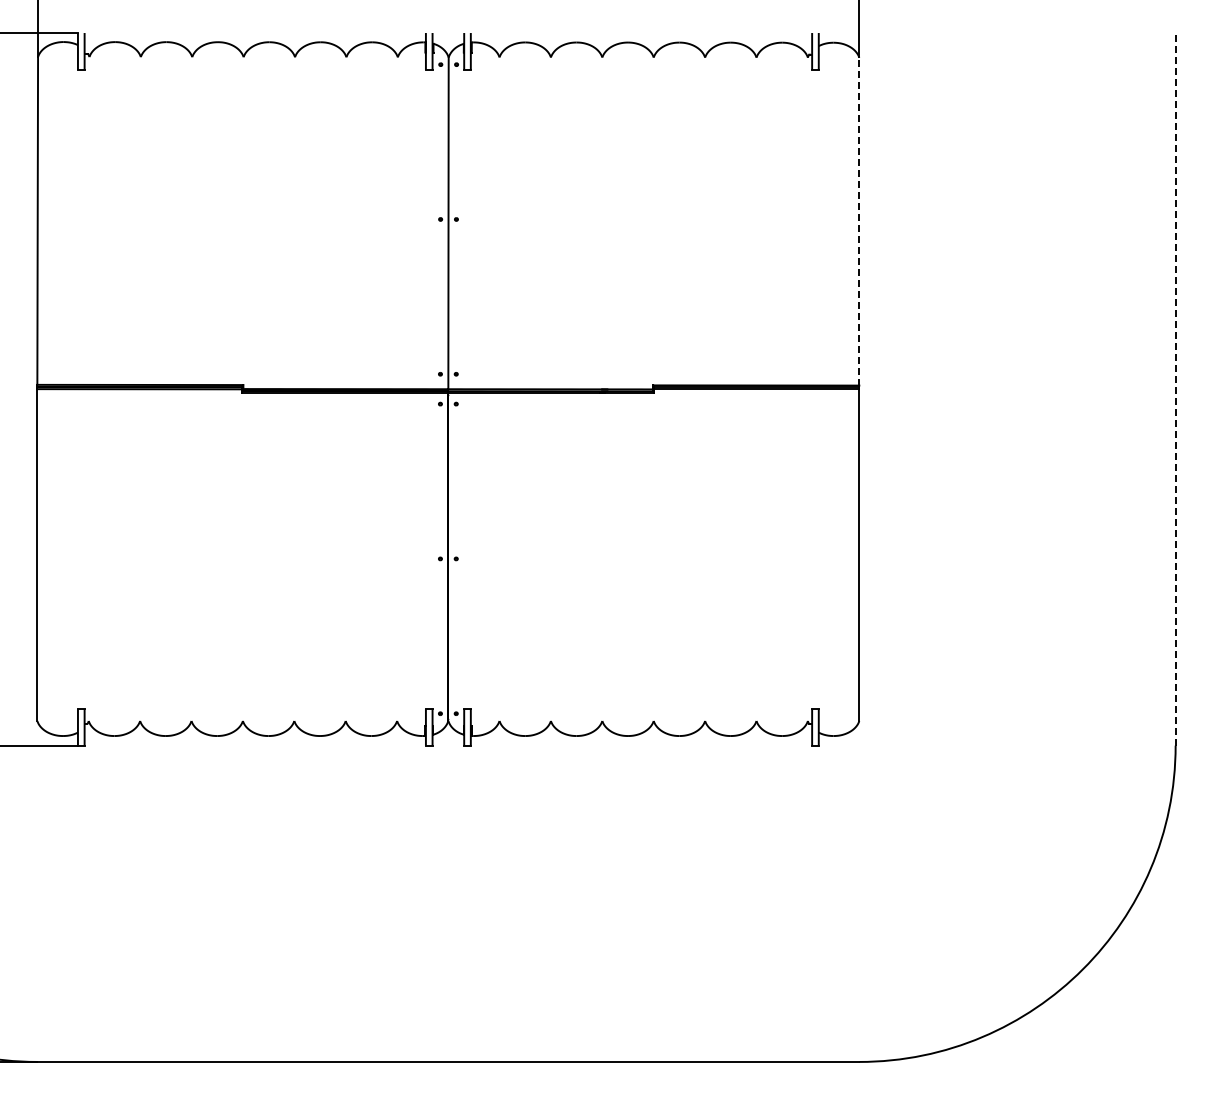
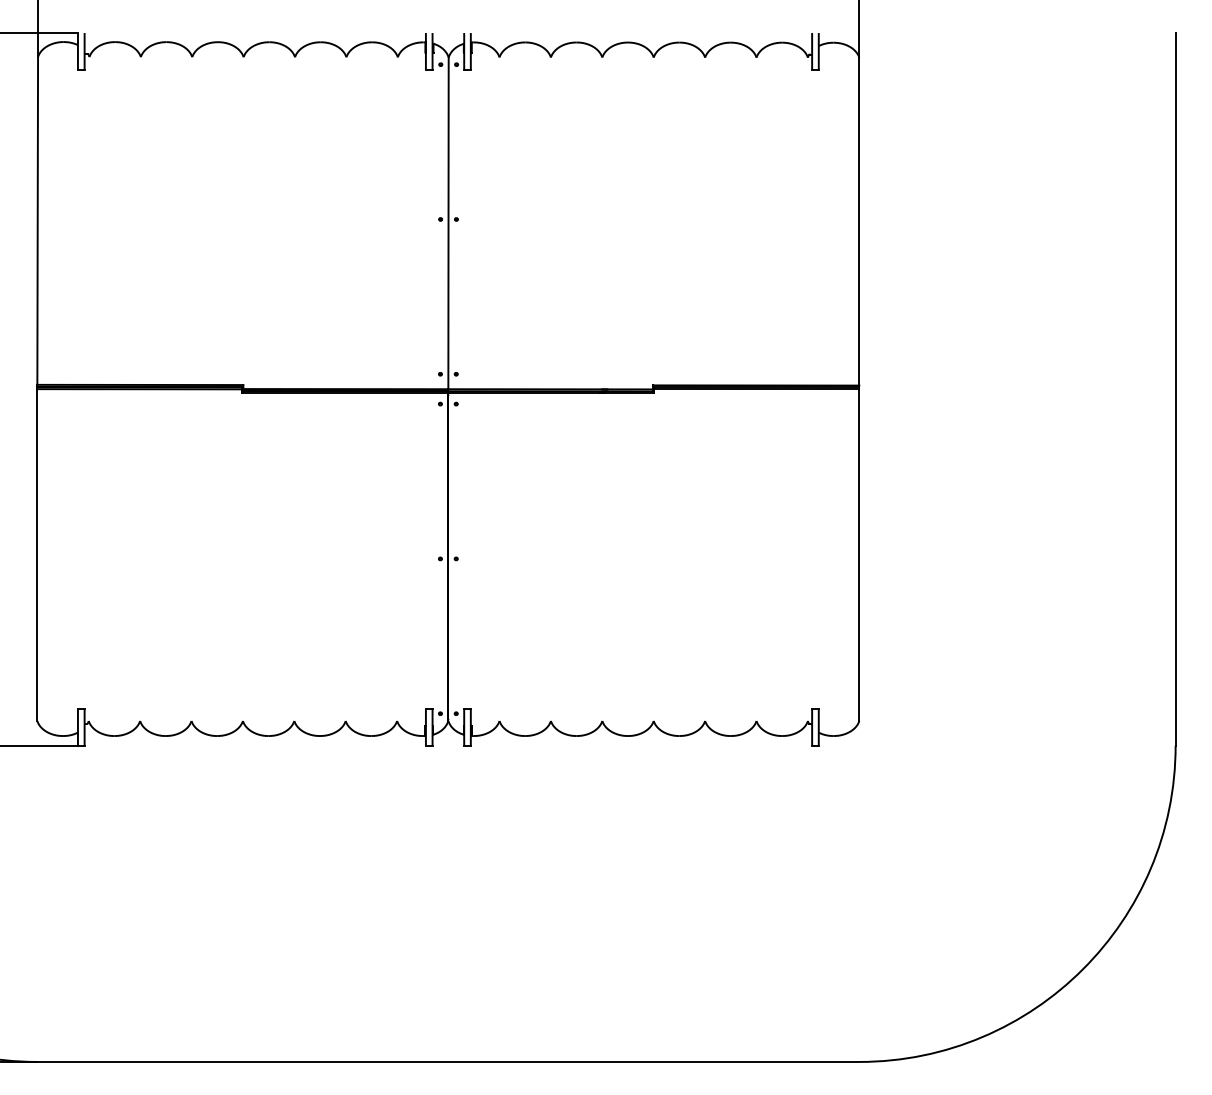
line: dashed -> solid (859, 221)
line: dashed -> solid (1175, 388)
